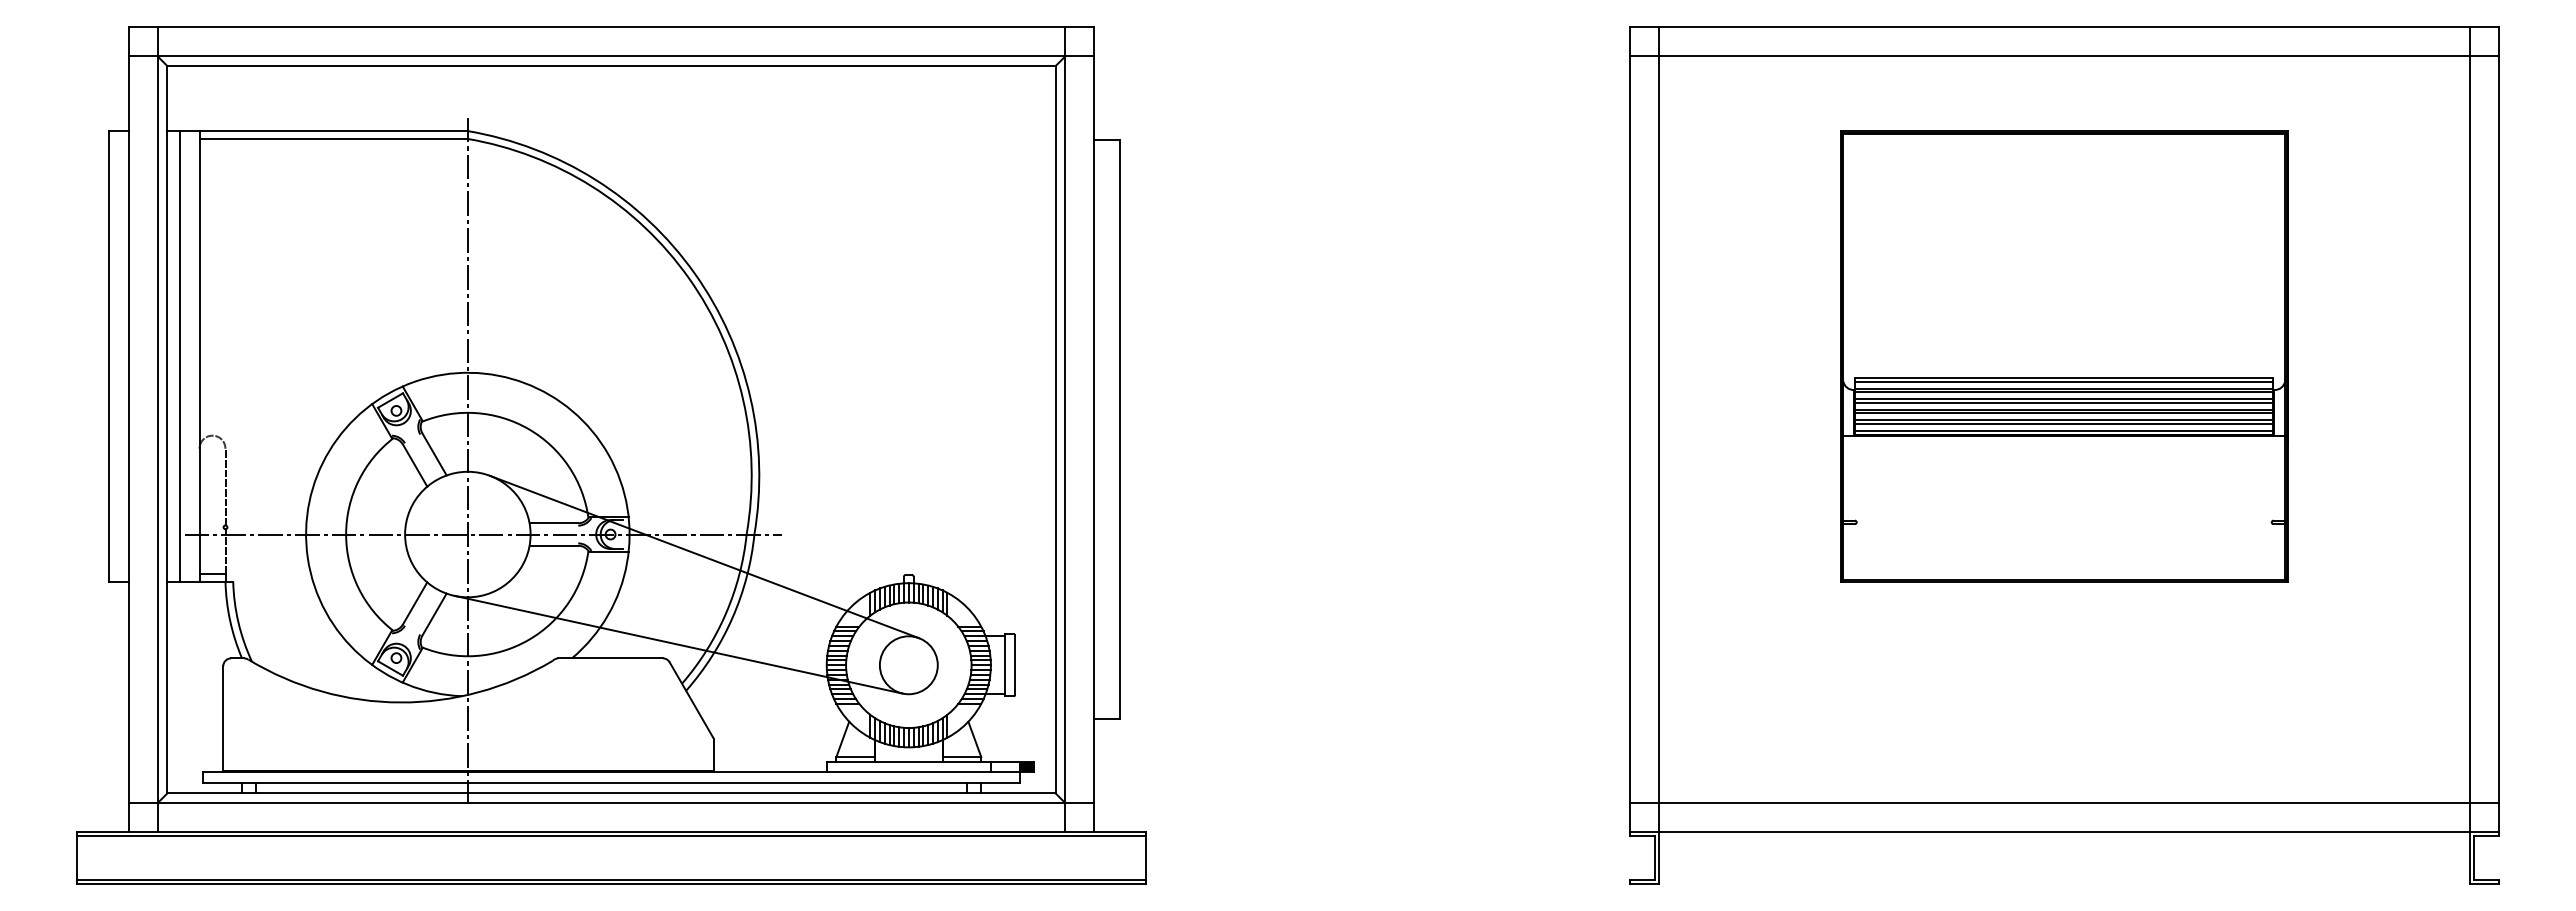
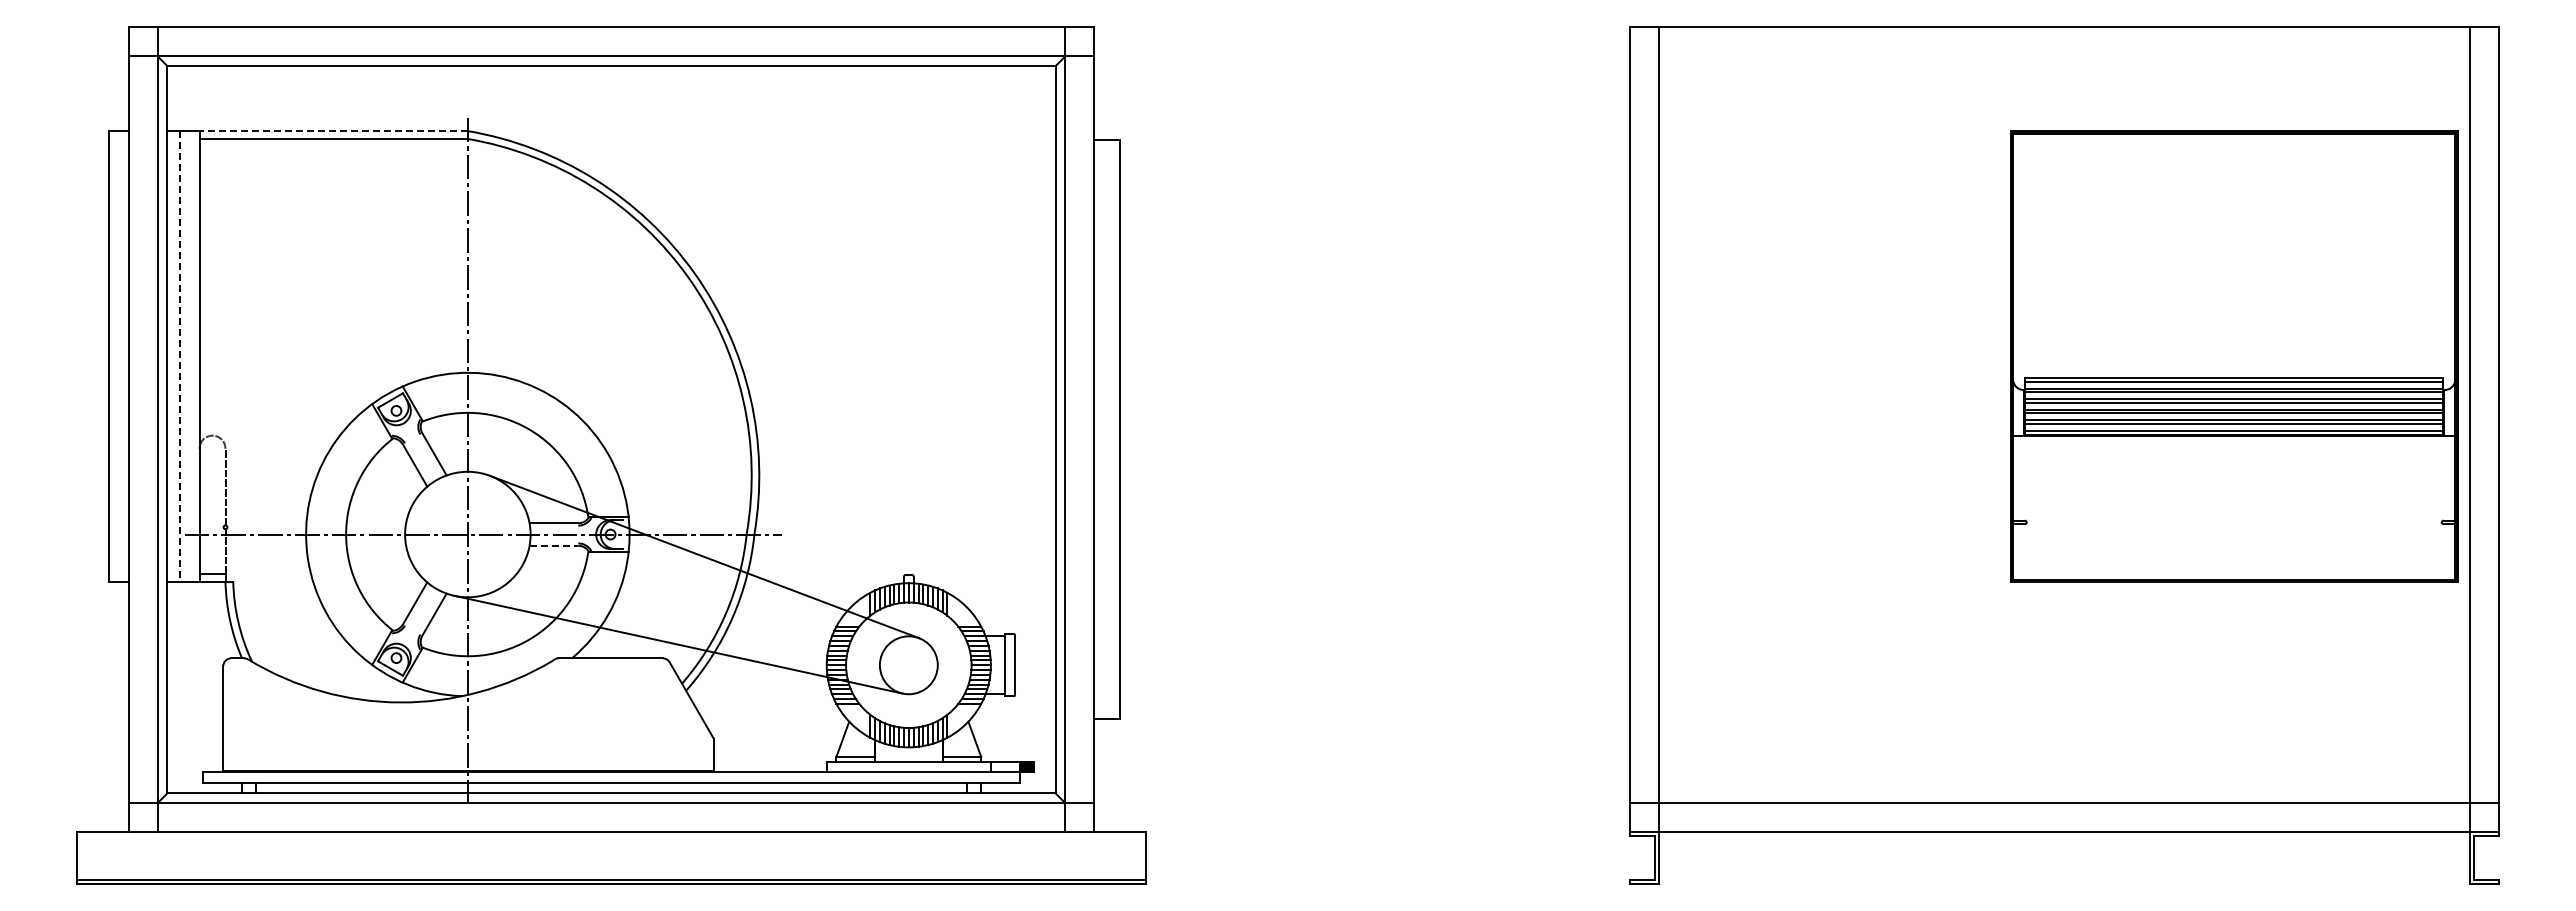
line: present -> none (2063, 56)
line: solid -> dashed (333, 131)
line: solid -> dashed (180, 356)
part position: (2064, 356) -> (2234, 356) (2234, 356)
line: solid -> dashed (554, 545)
line: present -> none (611, 835)
